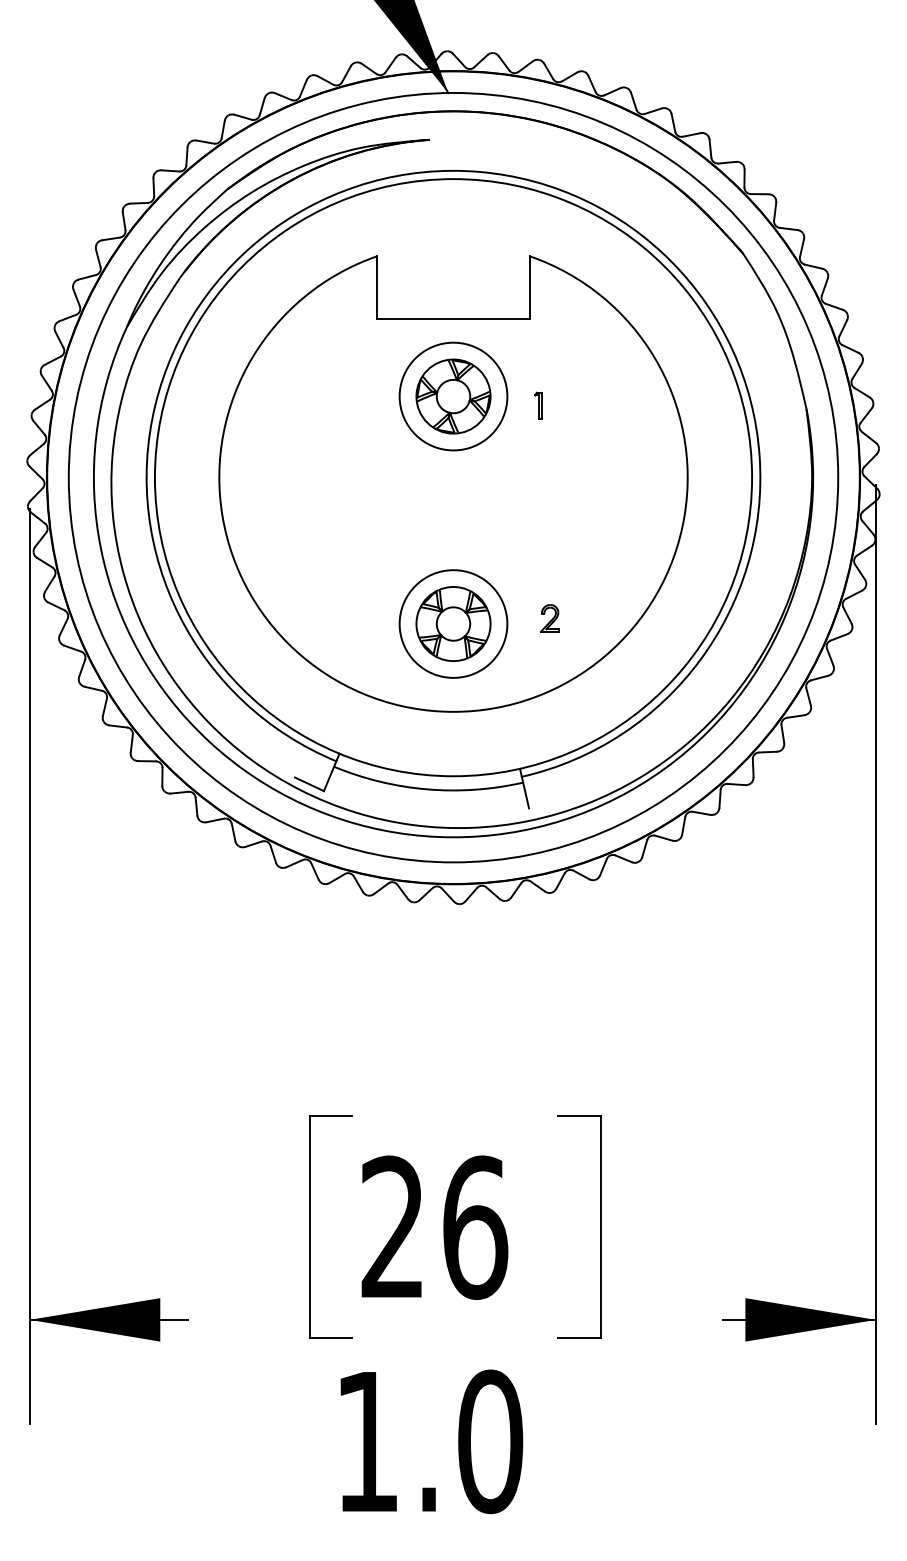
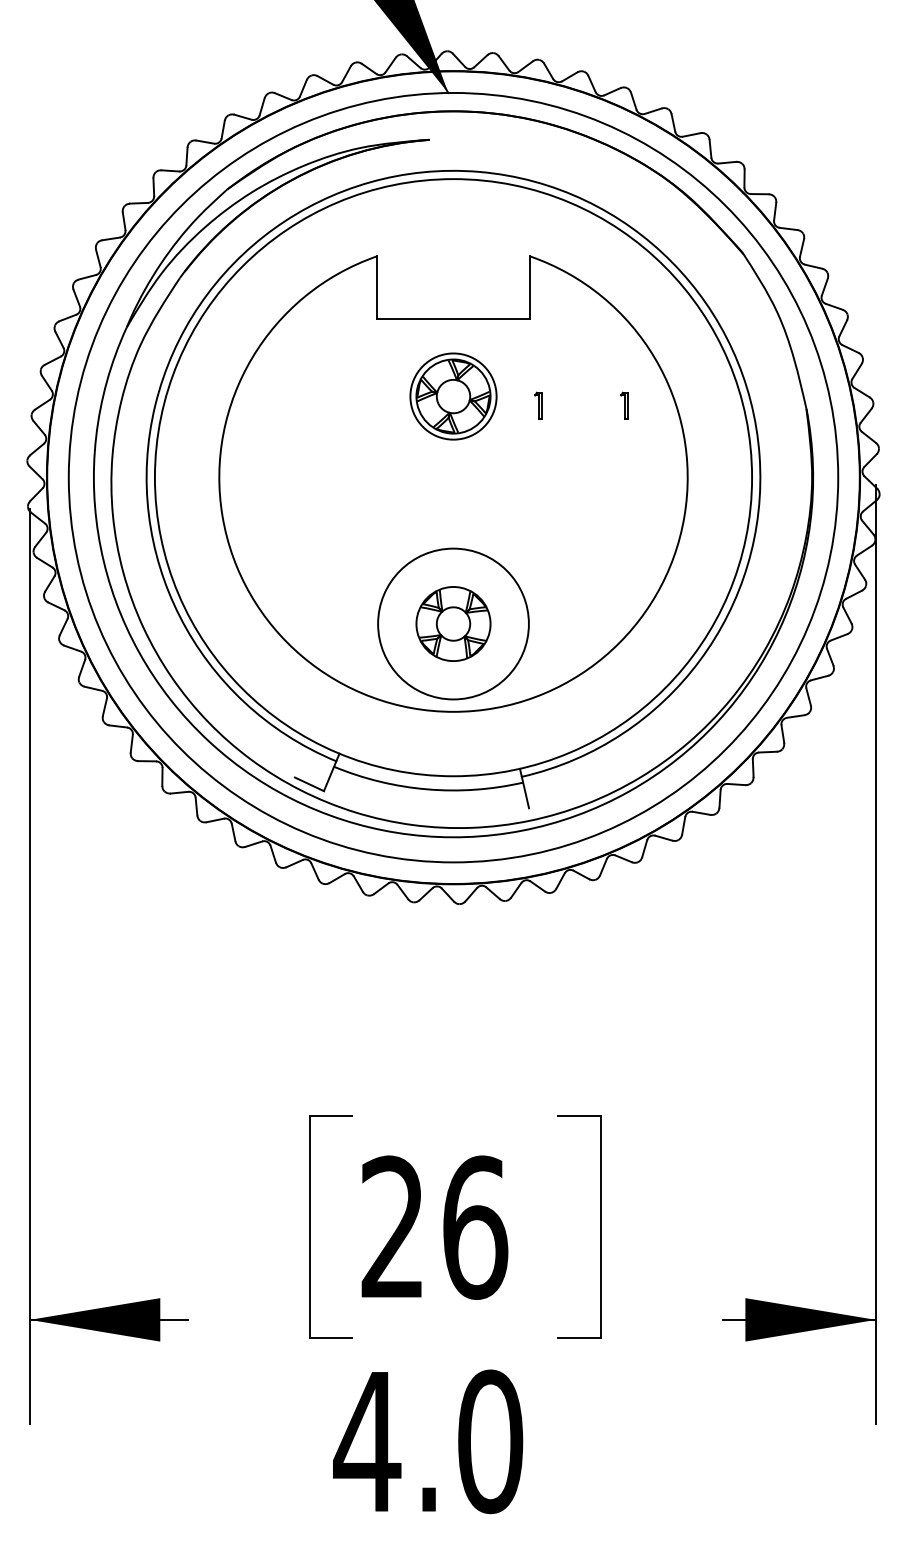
circle diameter: 108 px -> 86 px (453, 396)
part: none -> present (624, 405)
part: present -> none (549, 618)
circle diameter: 108 px -> 151 px (453, 623)
text: 1.0 -> 4.0 (367, 1441)
